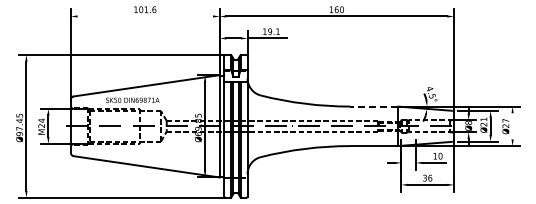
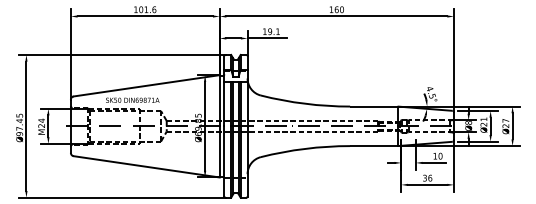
line: none -> present (144, 16)
line: dashed -> solid (373, 106)
line: none -> present (512, 126)
